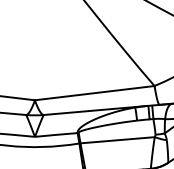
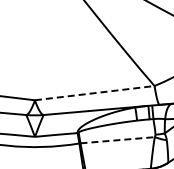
line: solid -> dashed (95, 93)
line: solid -> dashed (118, 140)
